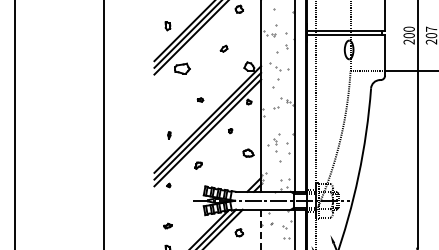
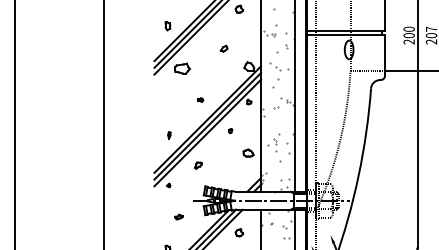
part position: (167, 225) -> (178, 216) (178, 216)
line: dashed -> solid (261, 229)
